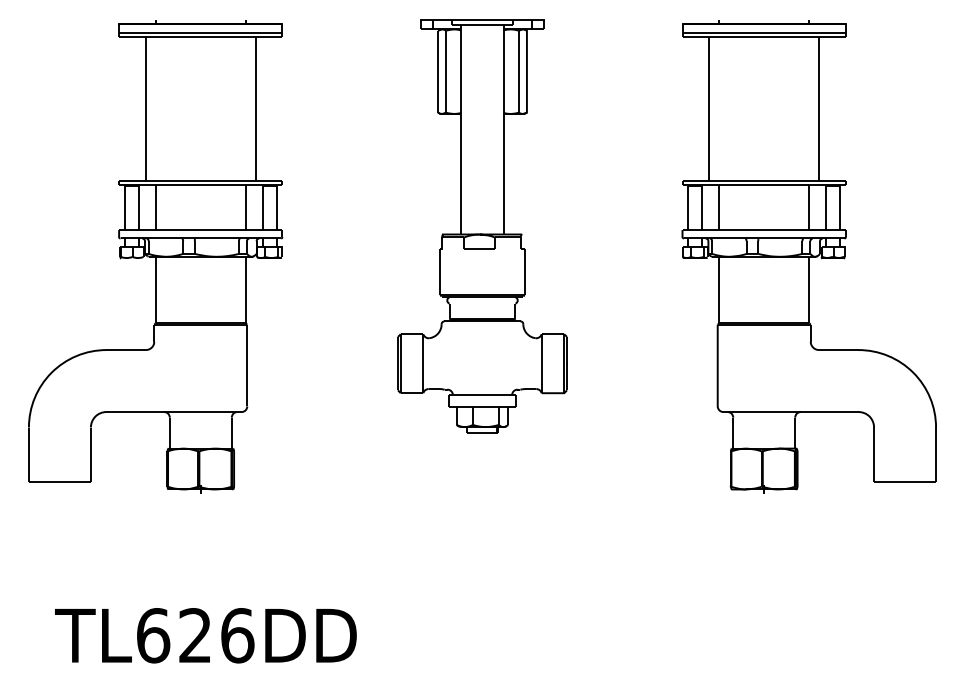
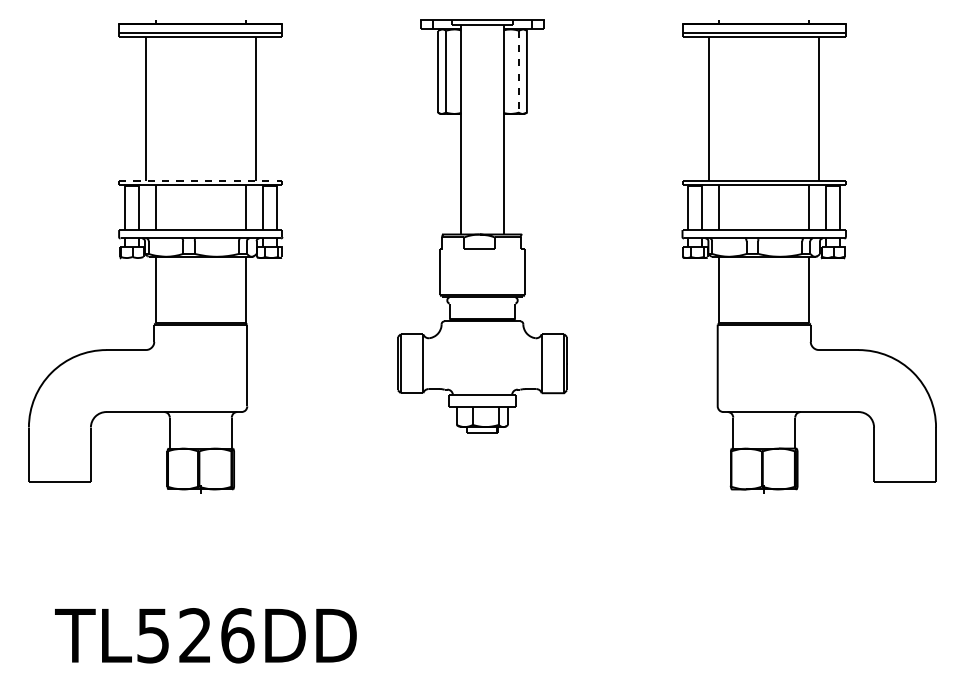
line: solid -> dashed (518, 72)
line: solid -> dashed (200, 180)
text: TL626DD -> TL526DD (153, 635)
